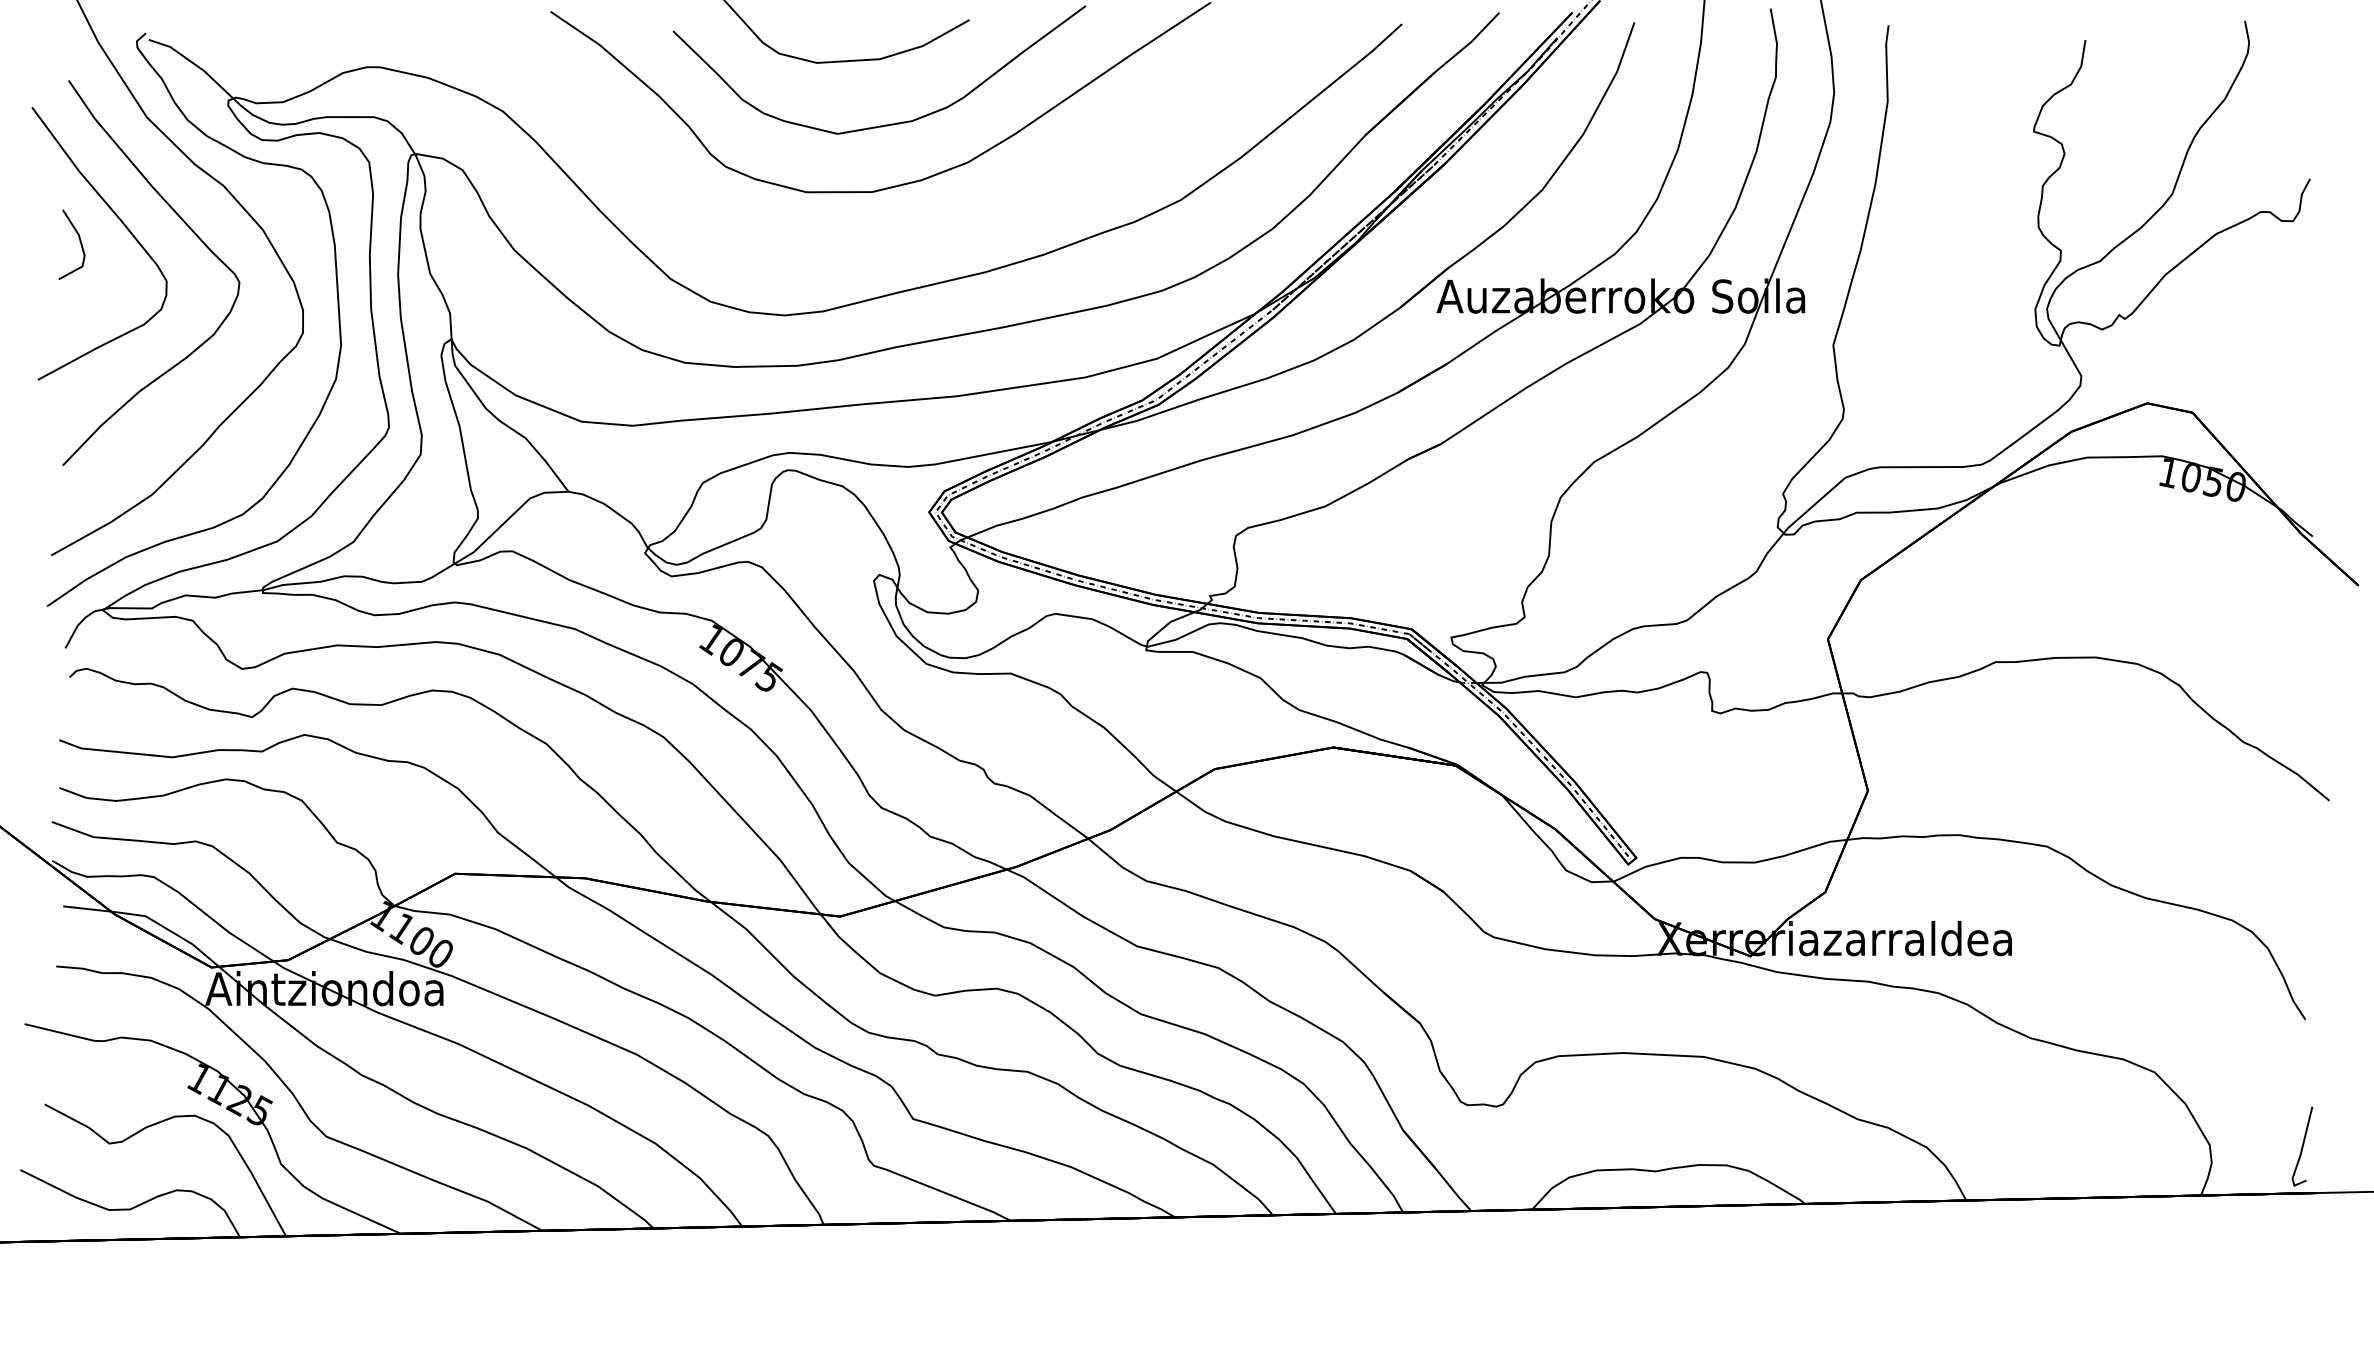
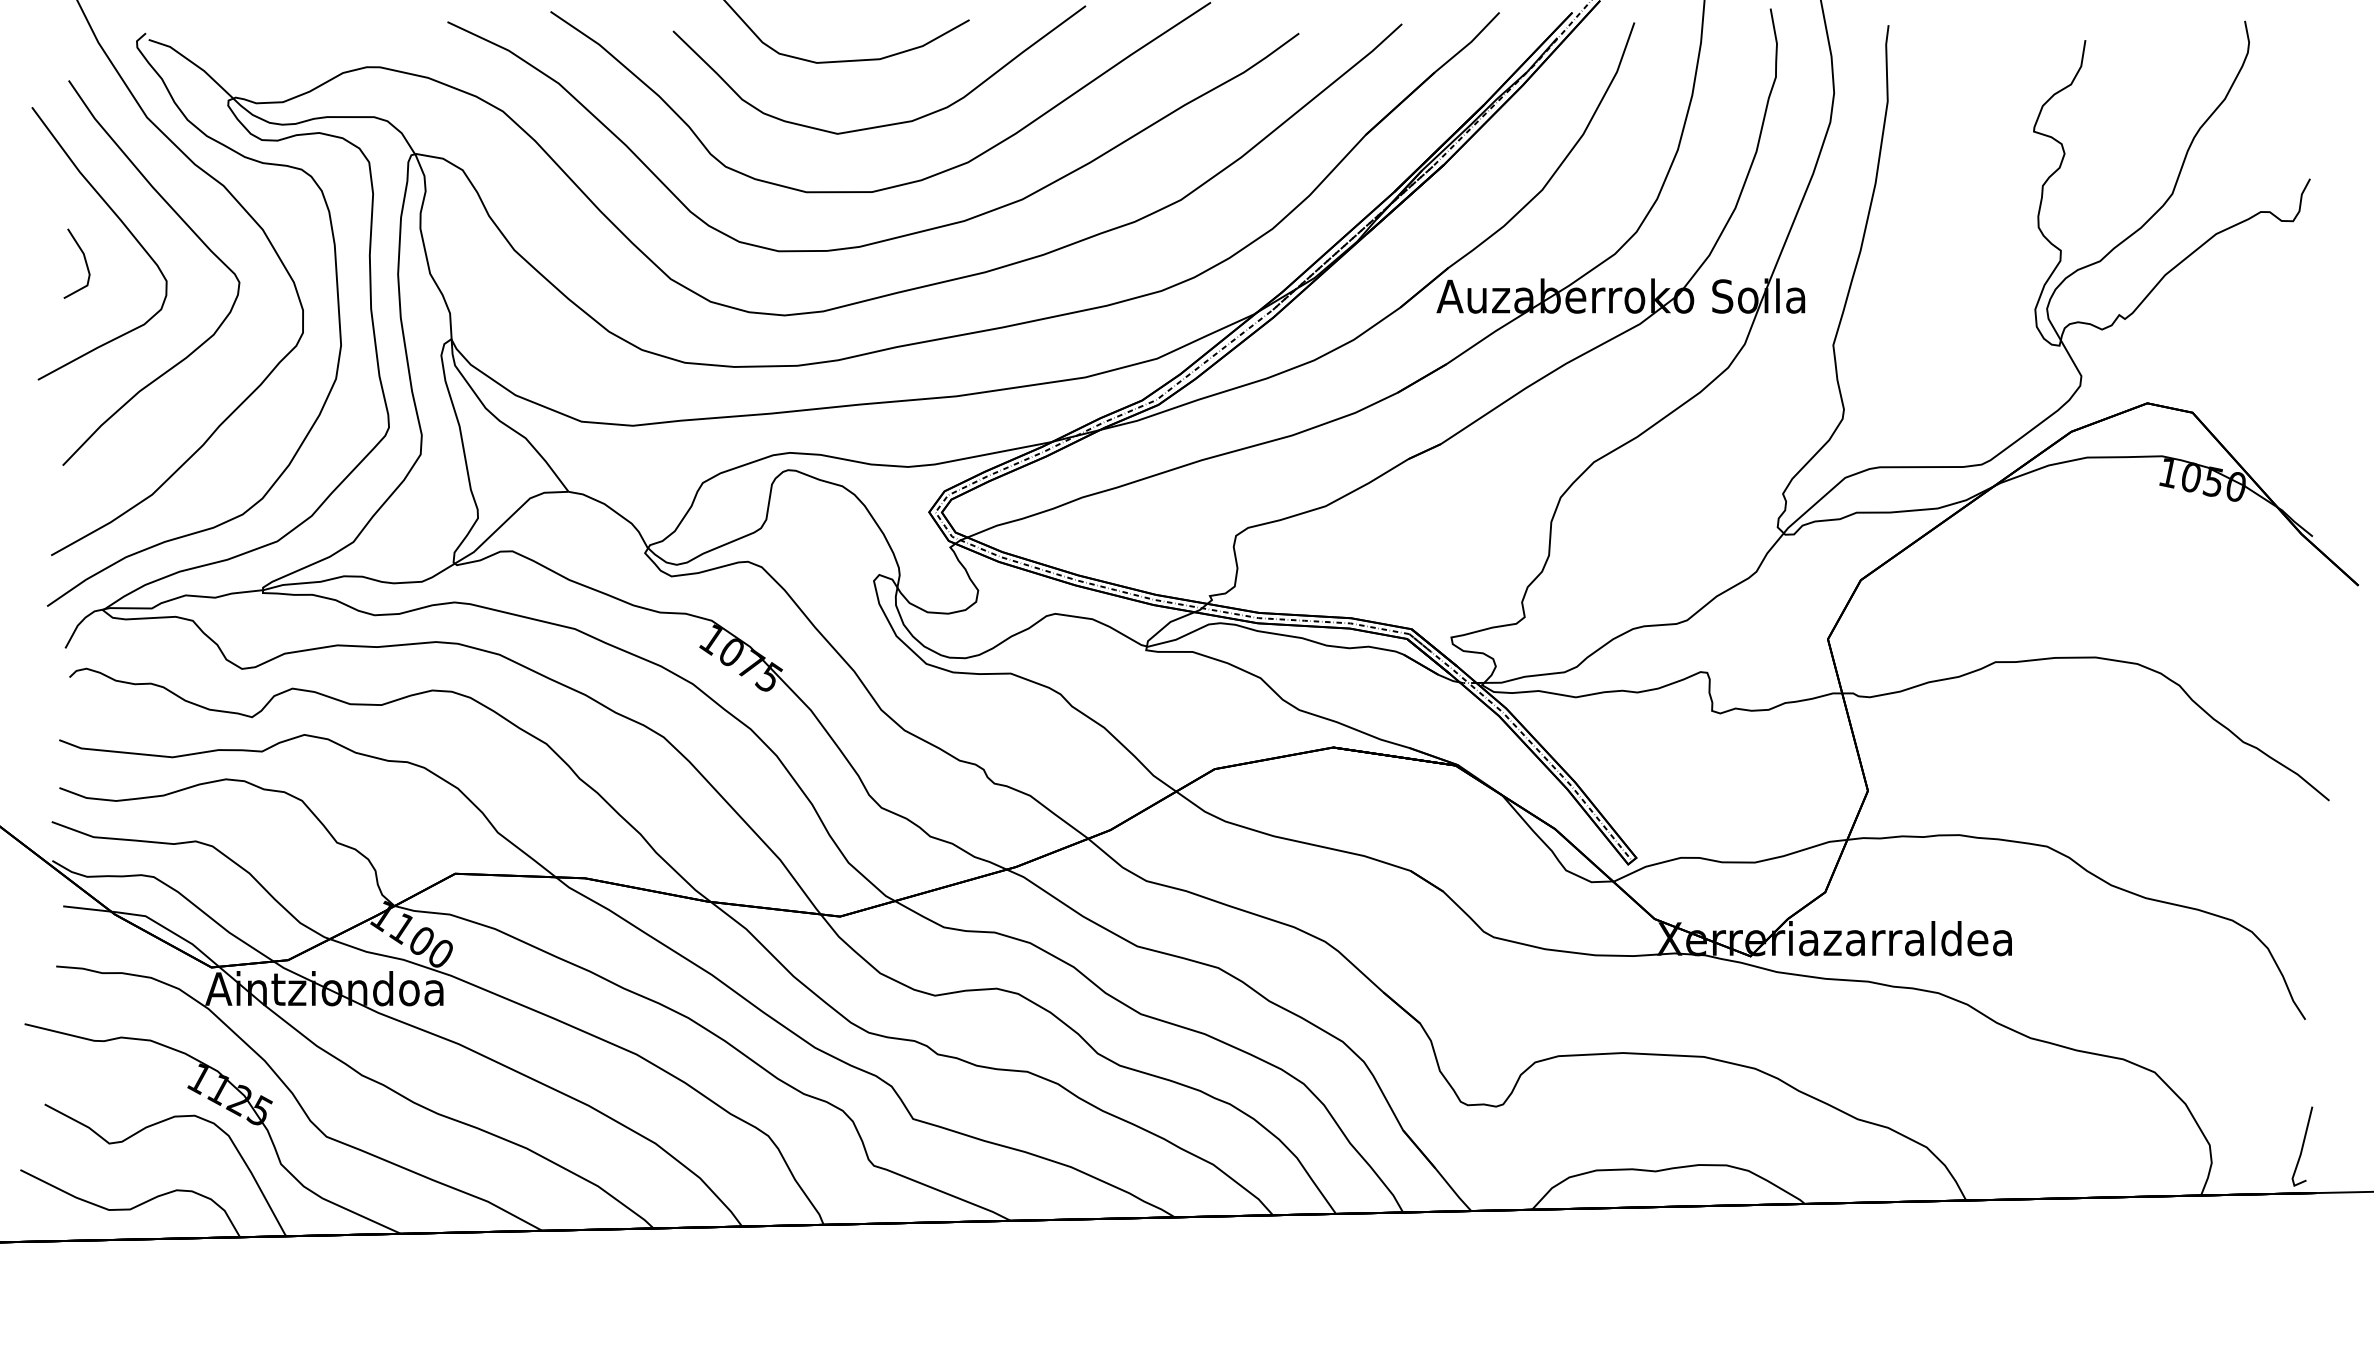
curve: none -> present (896, 236)
line position: (79, 241) -> (84, 260) (84, 260)
